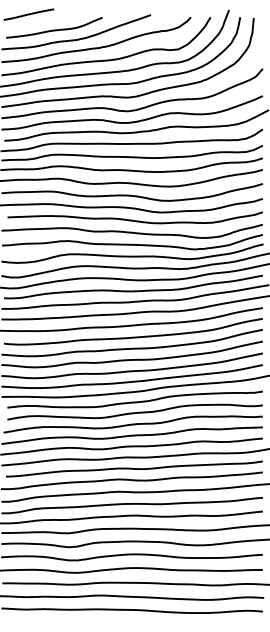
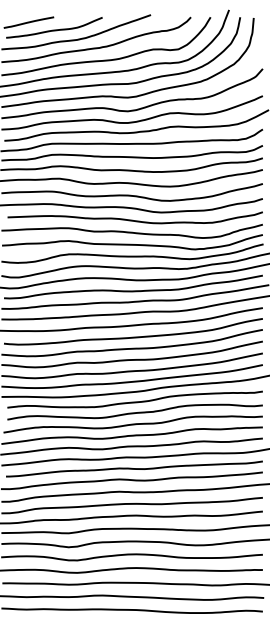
line position: (28, 14) -> (28, 22) (28, 22)
